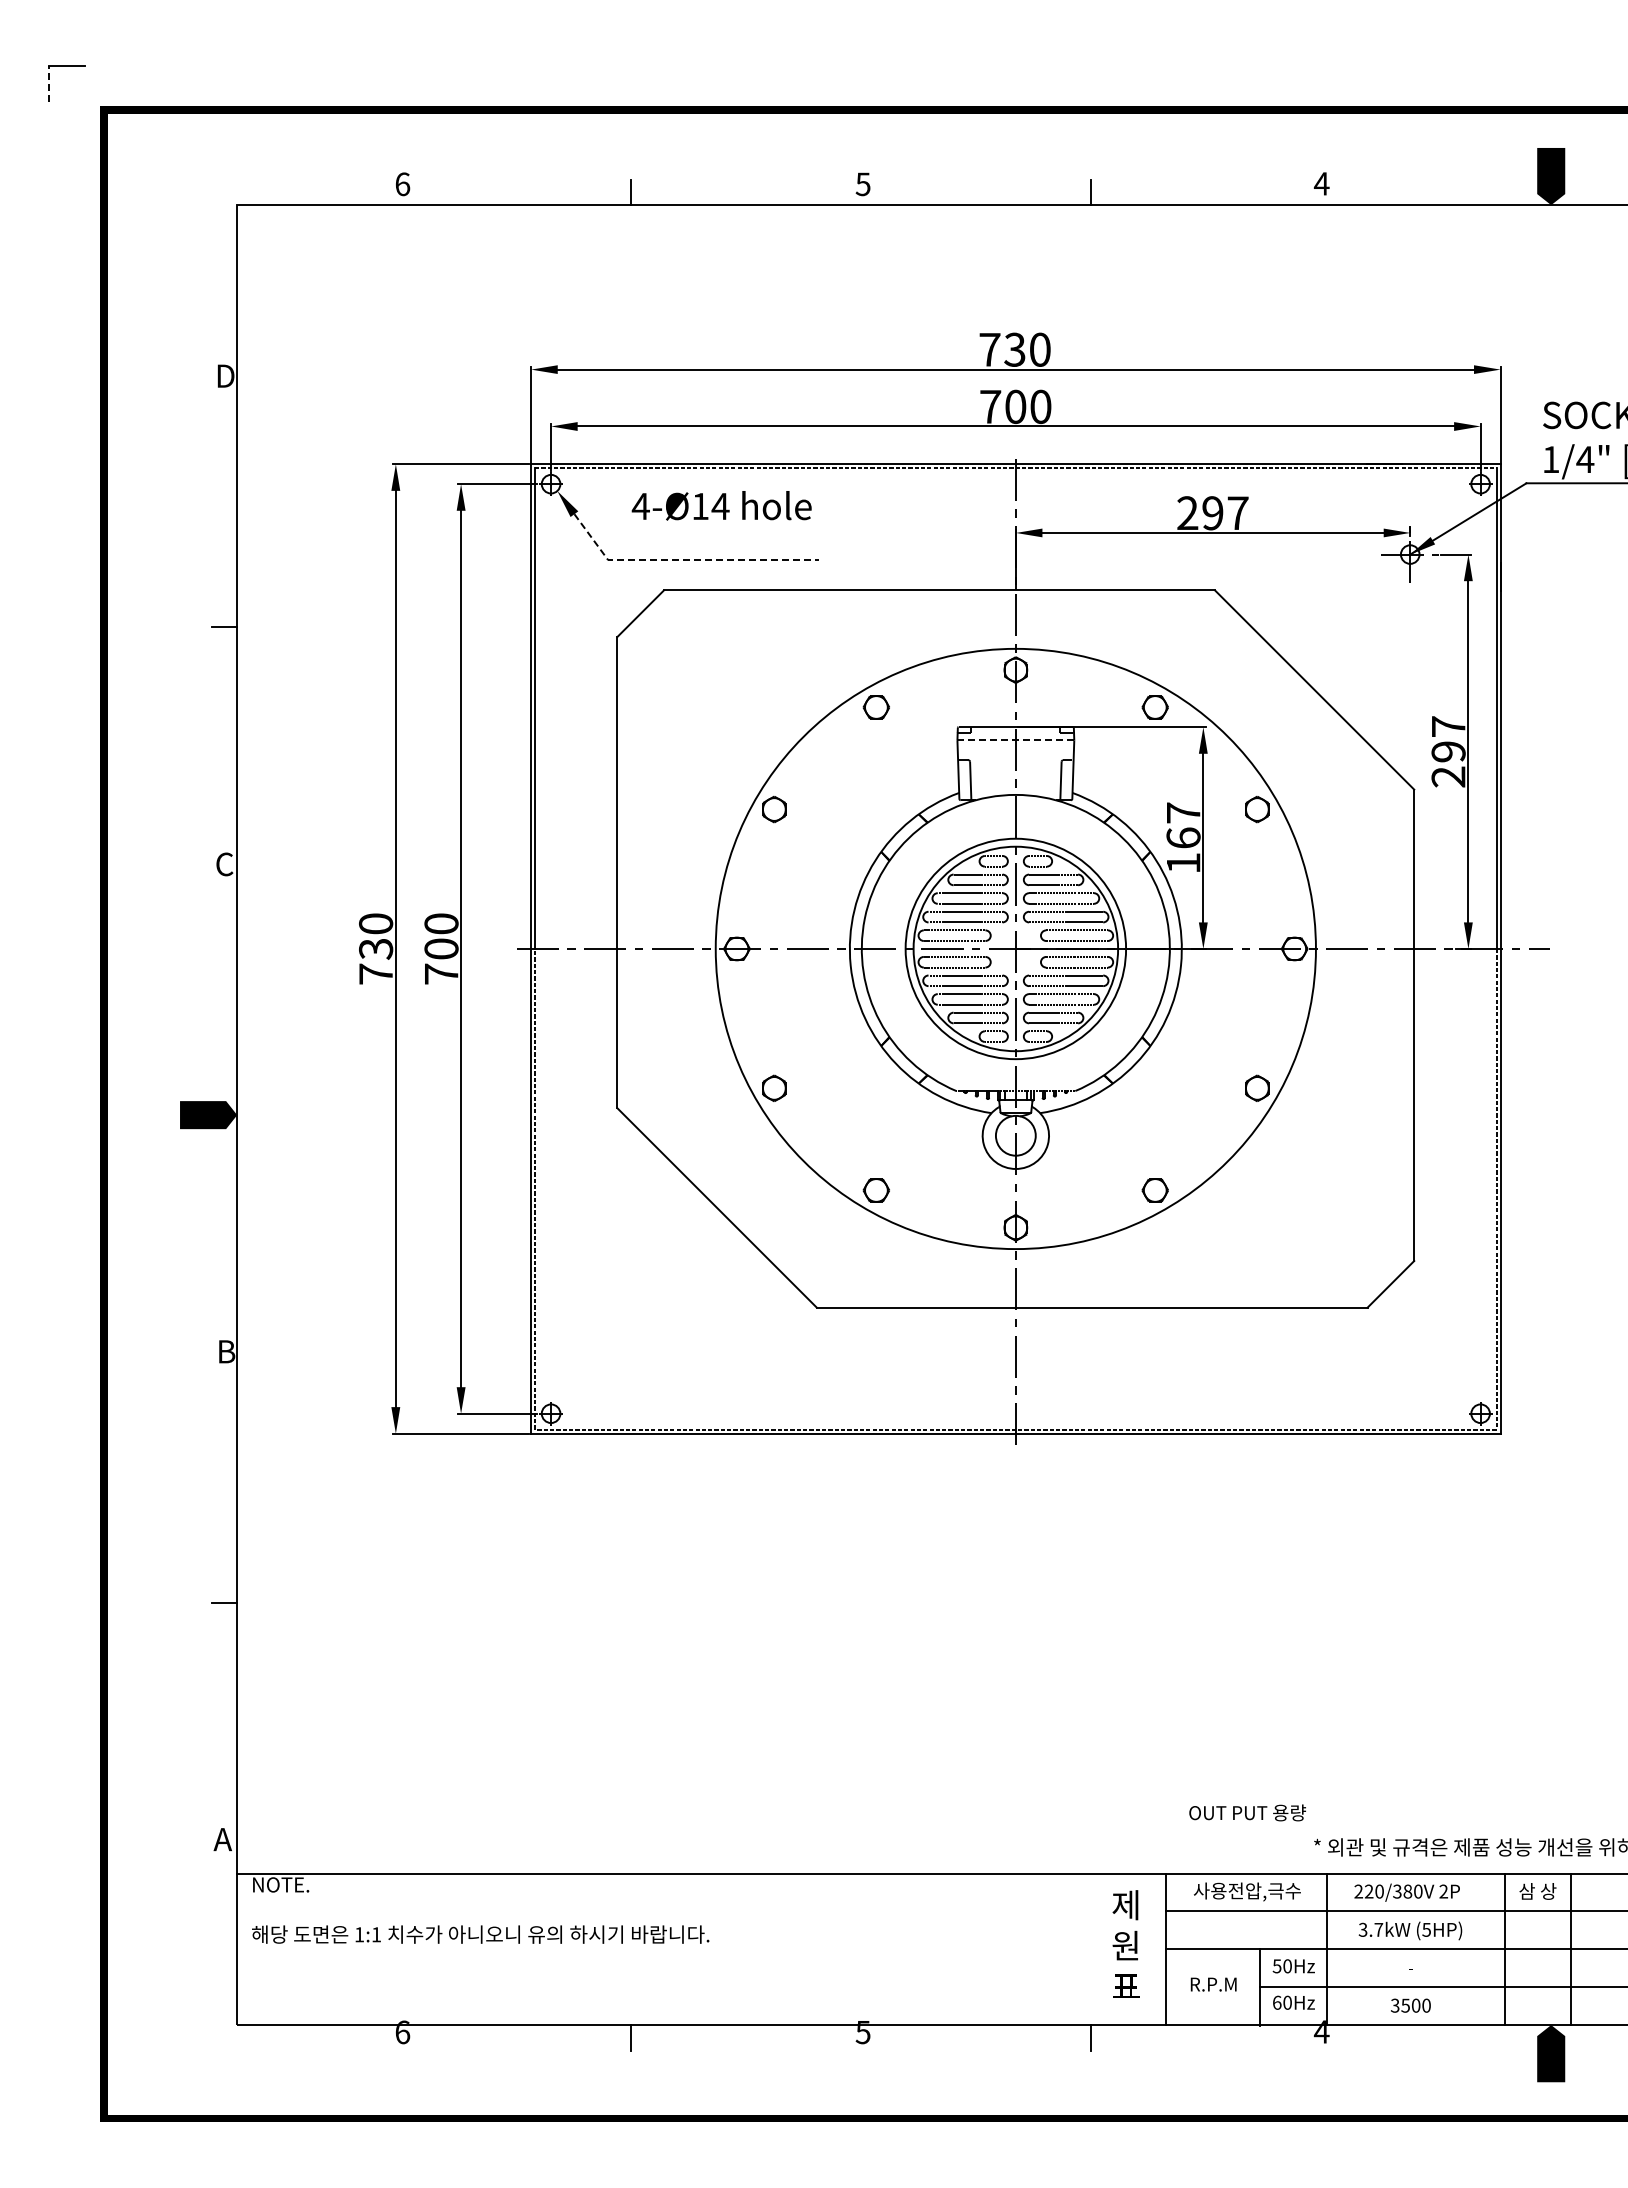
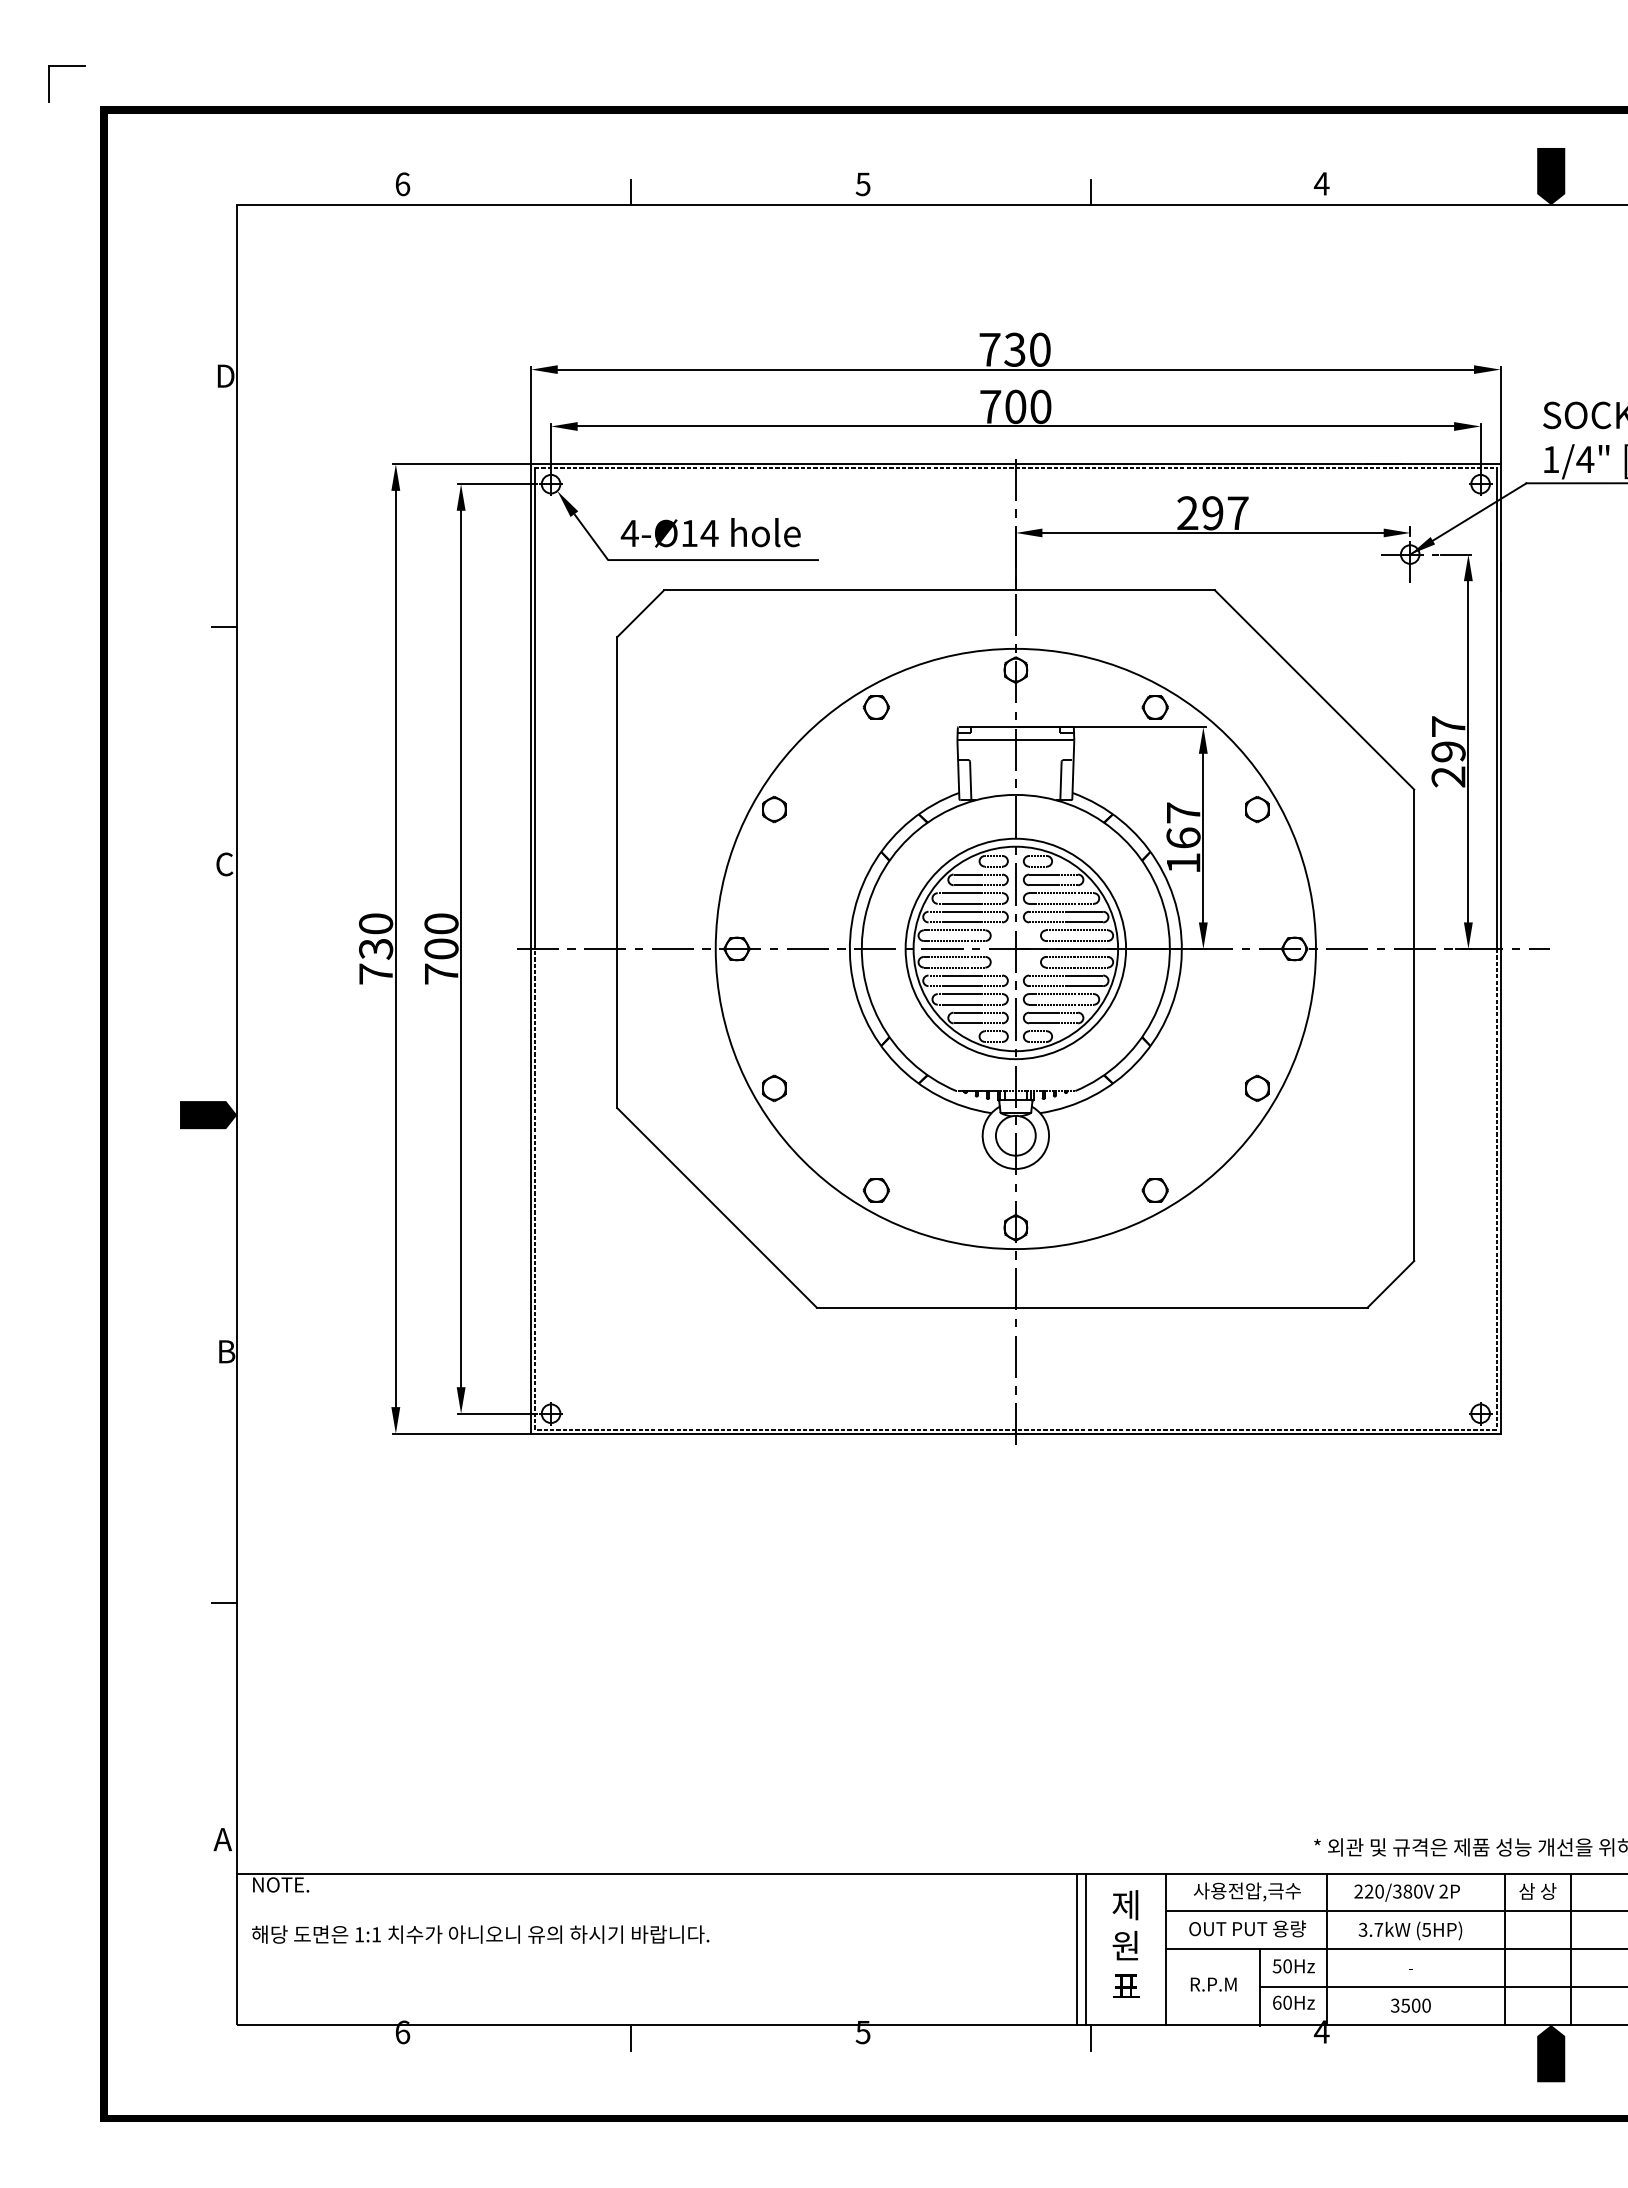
line: dashed -> solid (48, 83)
text position: (721, 505) -> (710, 532) (710, 532)
line: dashed -> solid (685, 560)
line: dashed -> solid (1015, 740)
text position: (1247, 1812) -> (1247, 1928) (1247, 1928)
line: none -> present (1077, 1949)
line: none -> present (1085, 1949)
